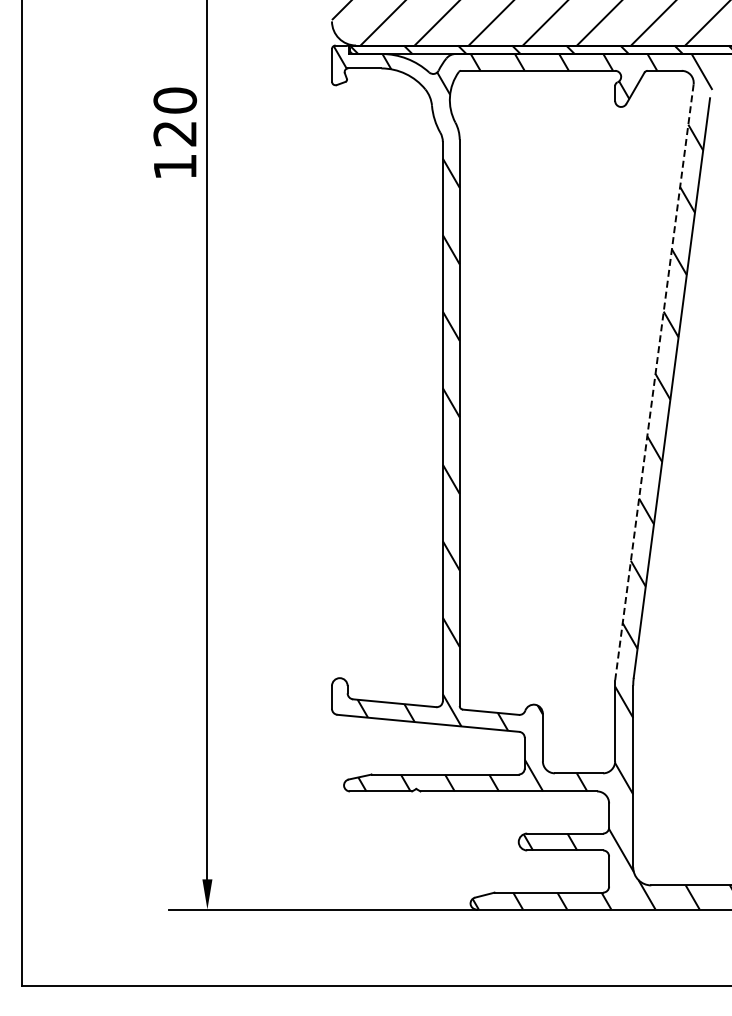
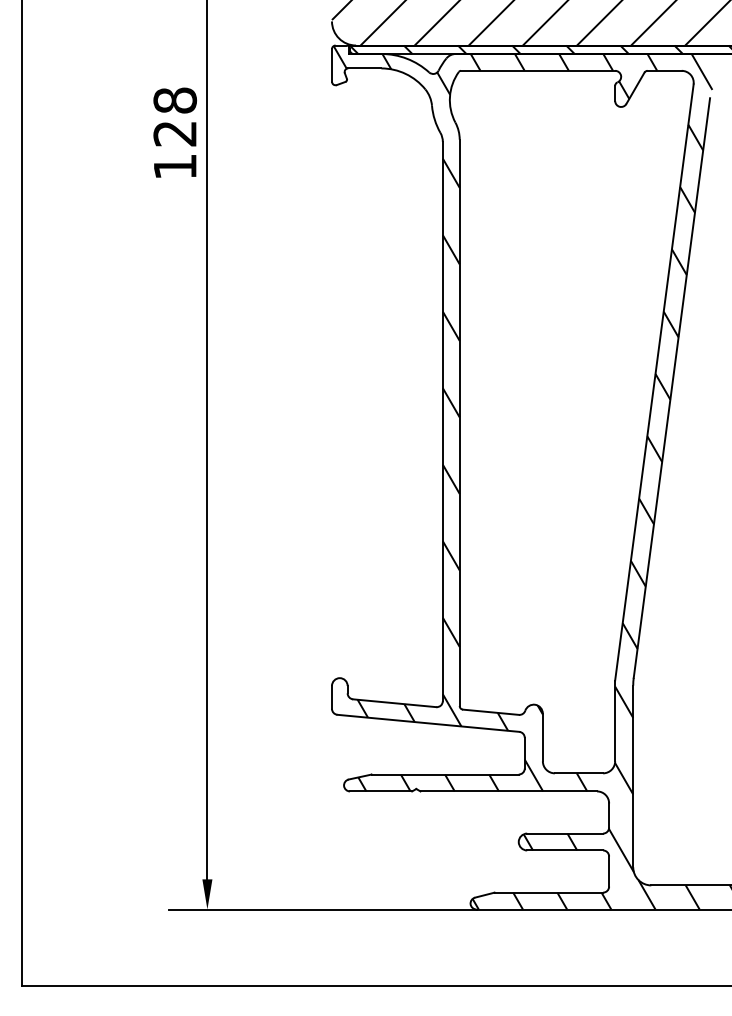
text: 120 -> 128 (174, 100)
line: dashed -> solid (654, 382)
